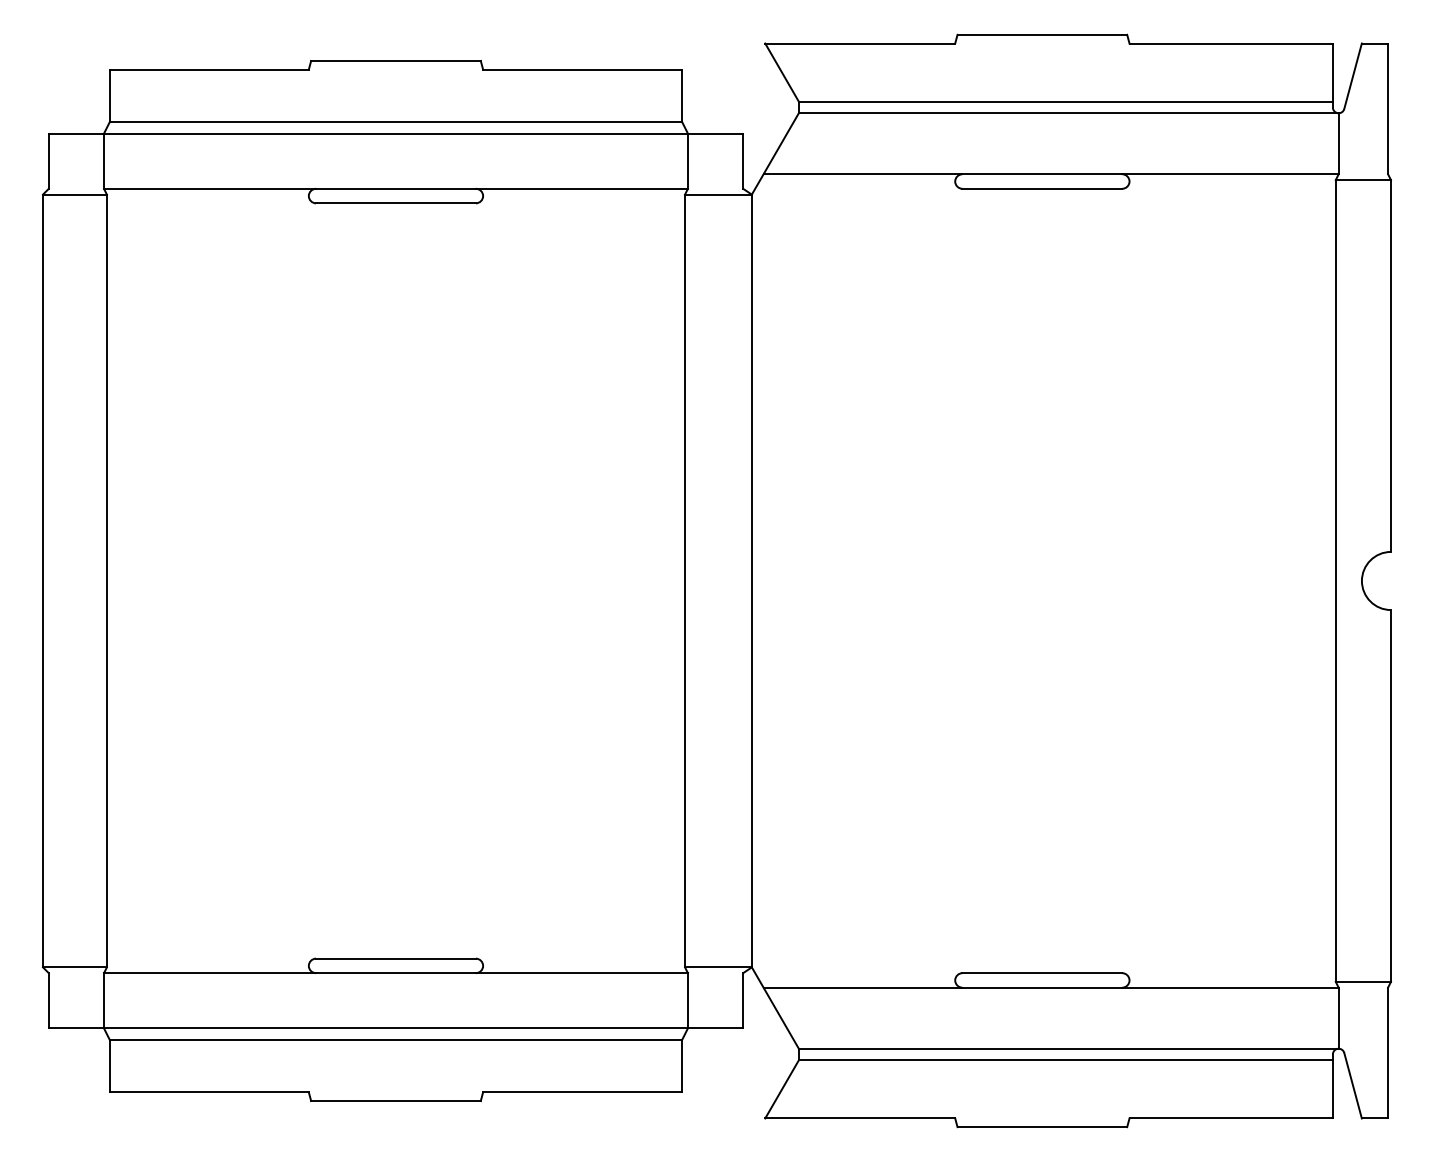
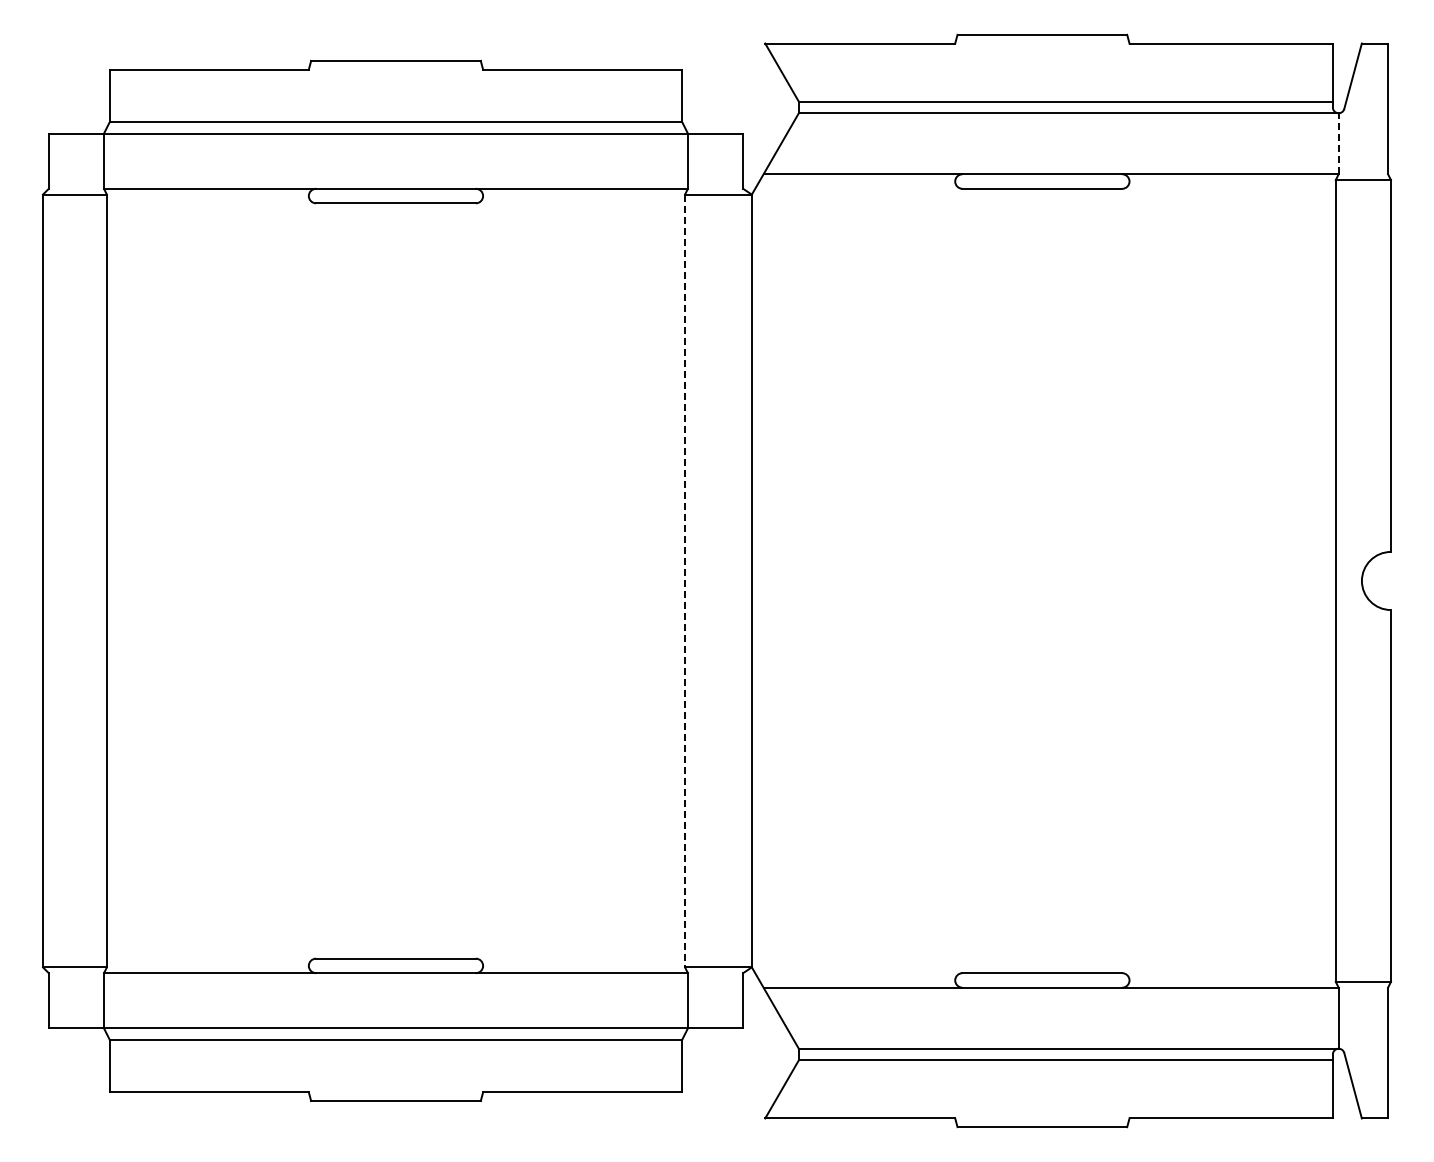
line: solid -> dashed (1338, 143)
line: solid -> dashed (685, 581)
